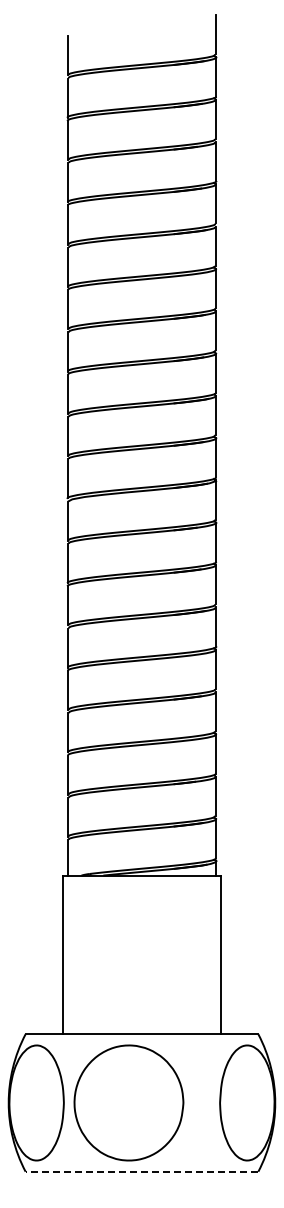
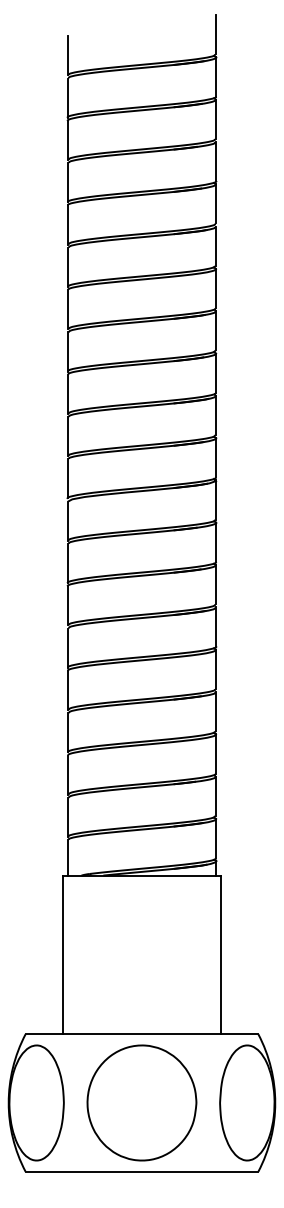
part position: (128, 1102) -> (141, 1102) (141, 1102)
line: dashed -> solid (141, 1171)
